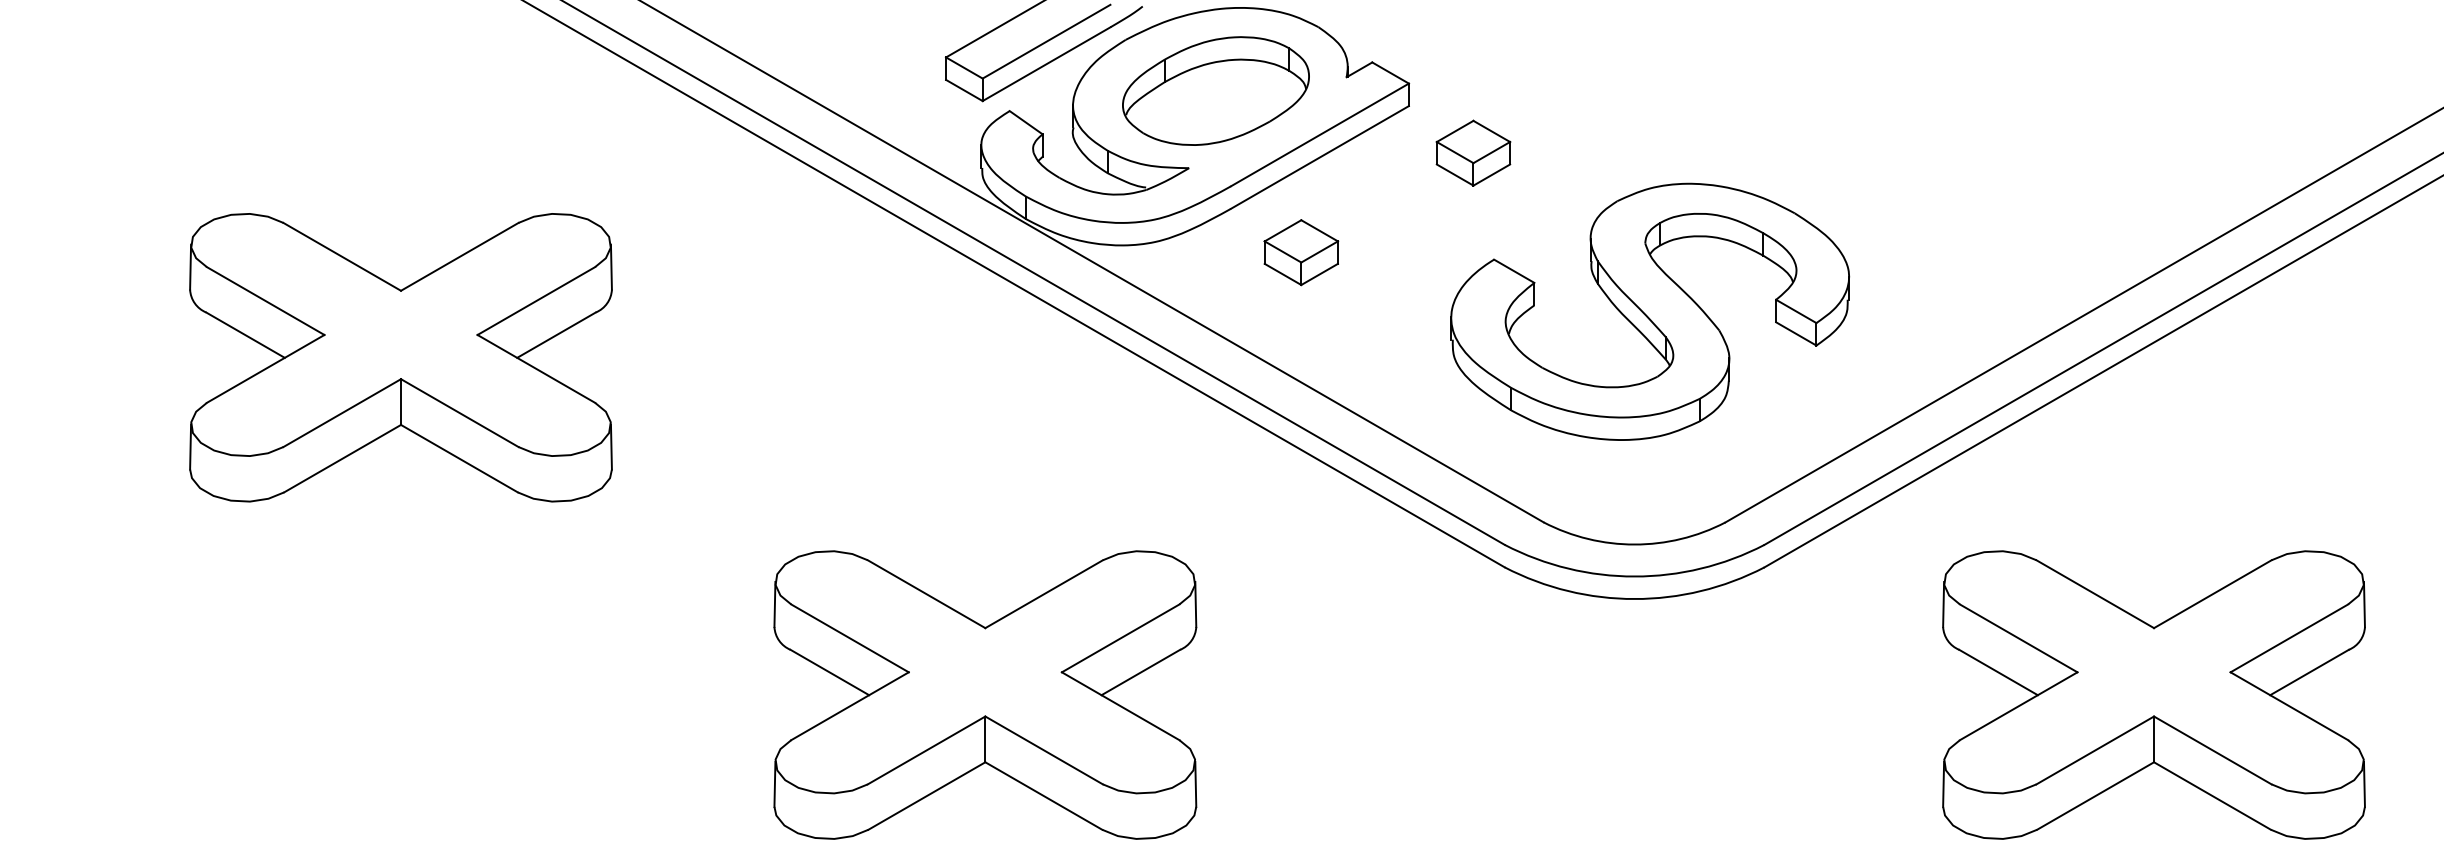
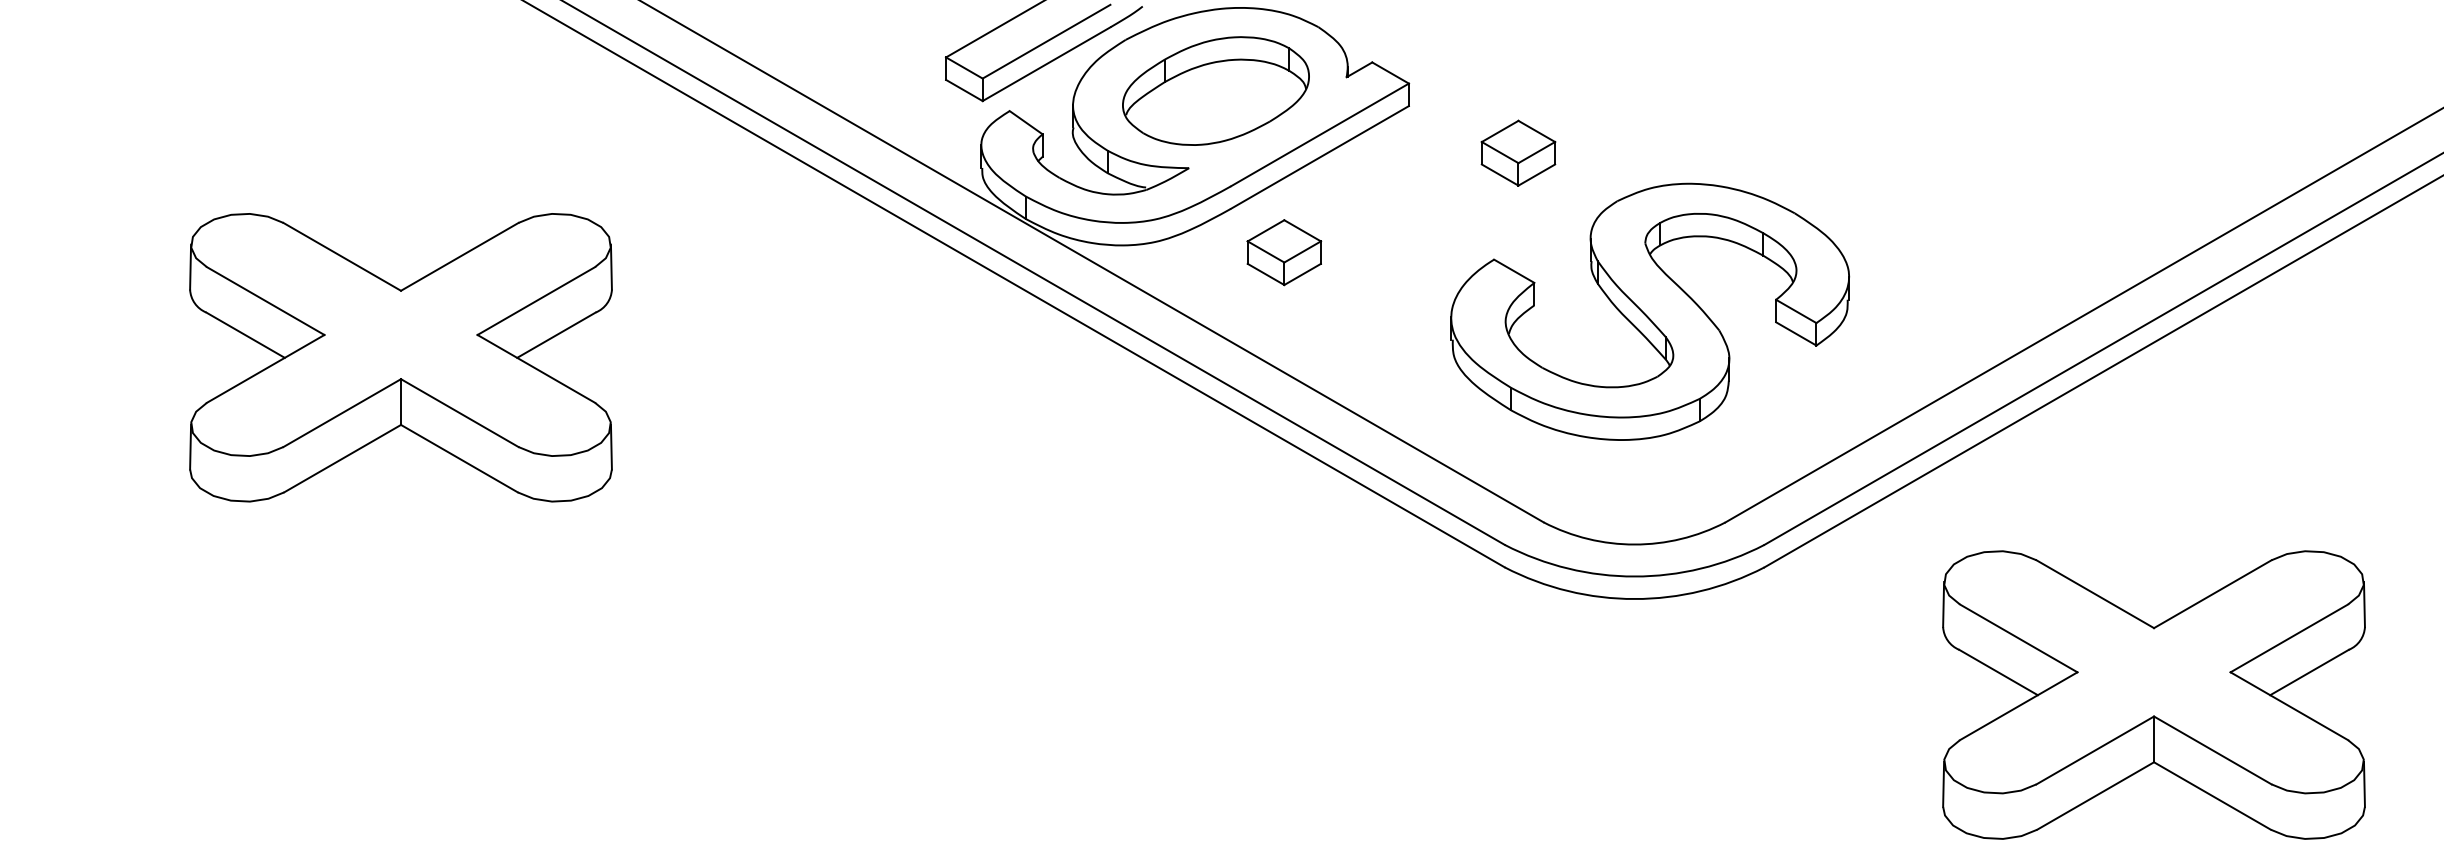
part position: (1473, 152) -> (1518, 152) (1518, 152)
part position: (1301, 252) -> (1284, 252) (1284, 252)
part: present -> none (985, 694)
